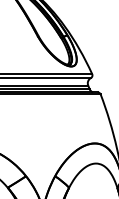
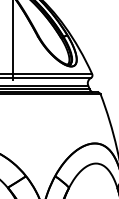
line: none -> present (12, 41)
